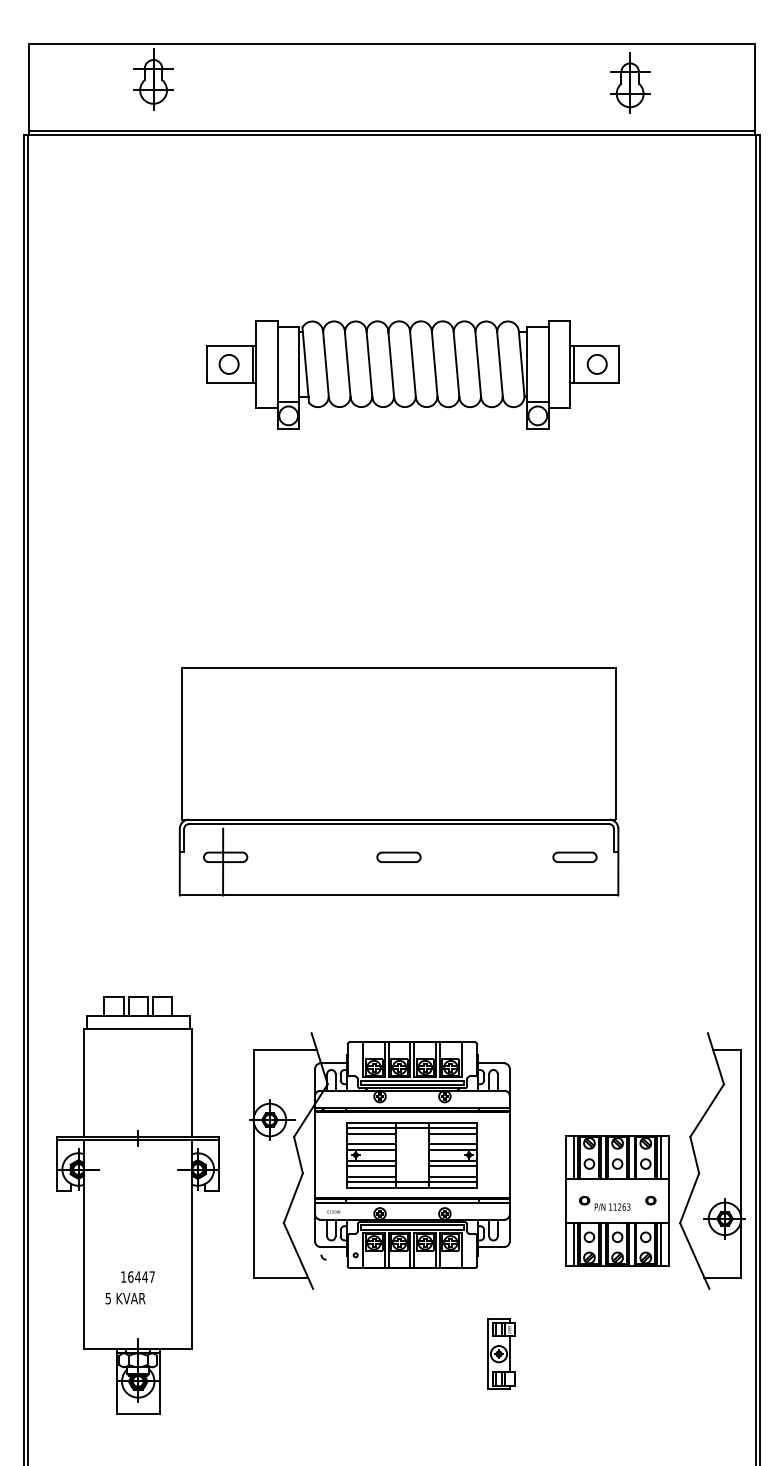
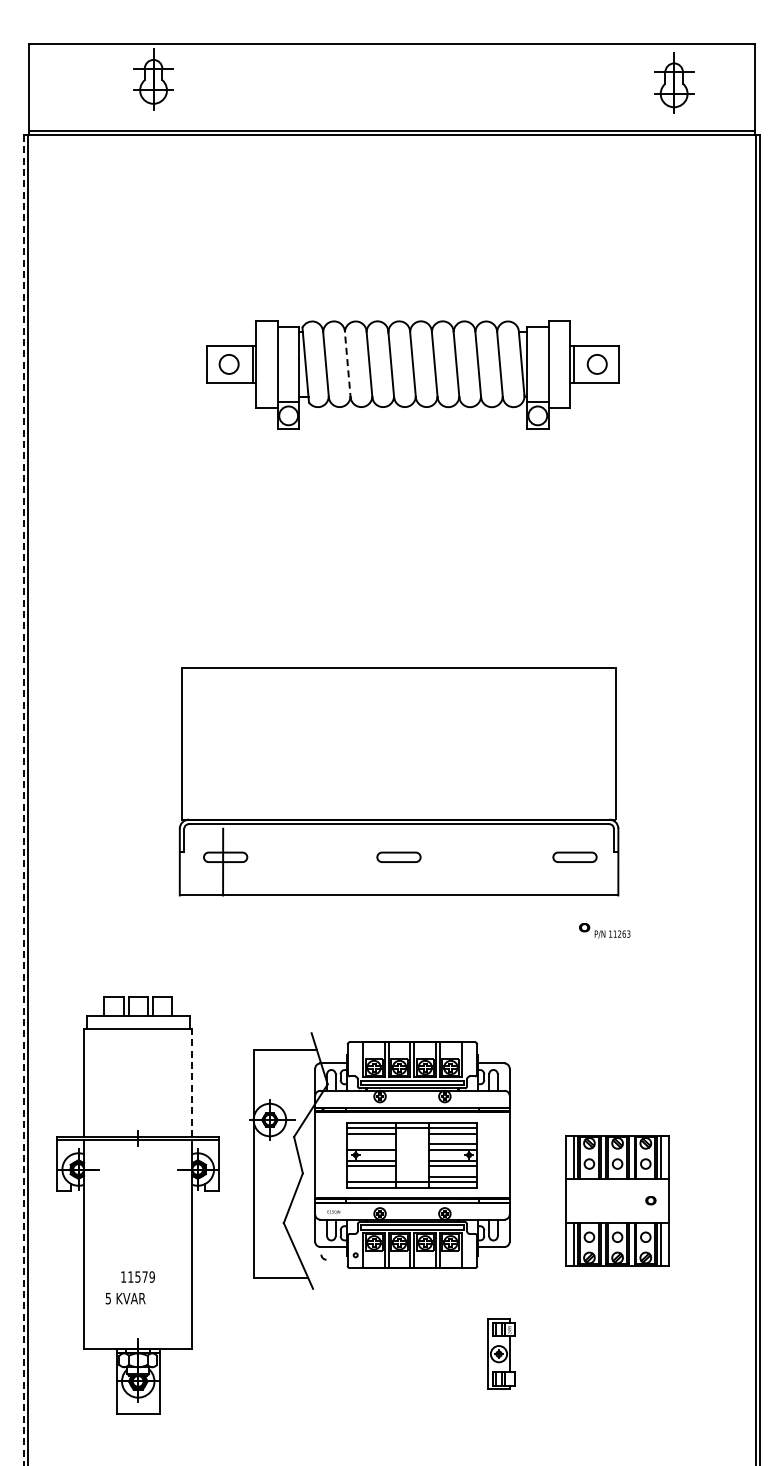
part position: (630, 82) -> (674, 82) (674, 82)
line: solid -> dashed (347, 366)
line: solid -> dashed (23, 800)
line: solid -> dashed (192, 1083)
line: present -> none (371, 1144)
part: present -> none (712, 1160)
line: present -> none (371, 1176)
part position: (604, 1203) -> (604, 930) (604, 930)
text: 16447 -> 11579 (141, 1276)
